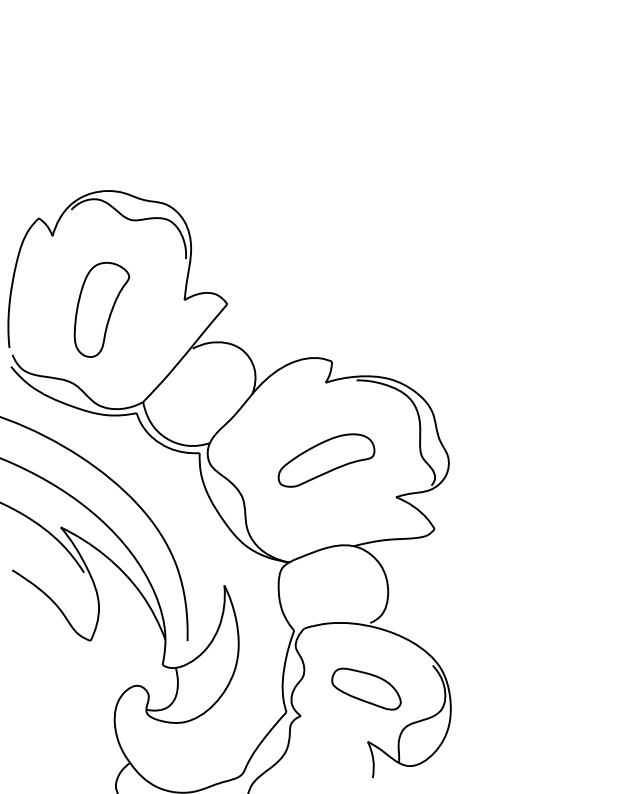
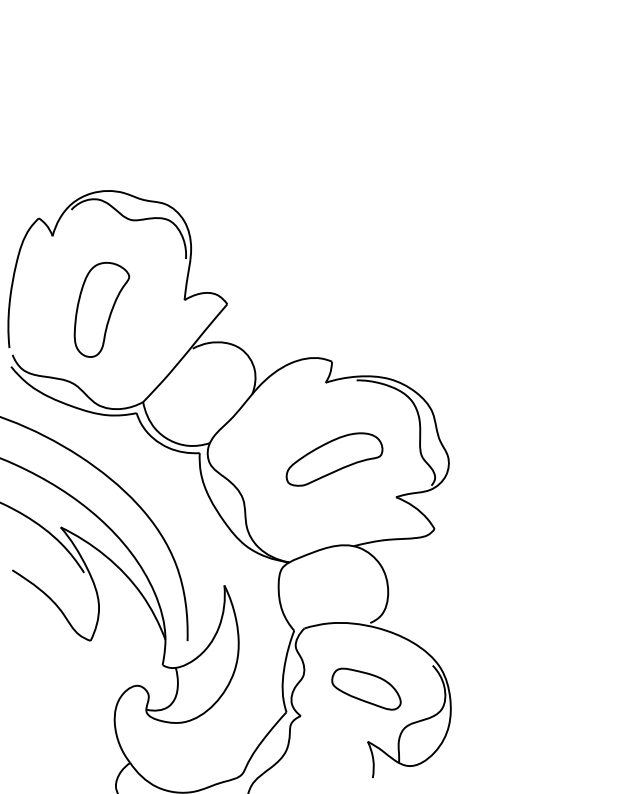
part position: (326, 460) -> (334, 459) (334, 459)
